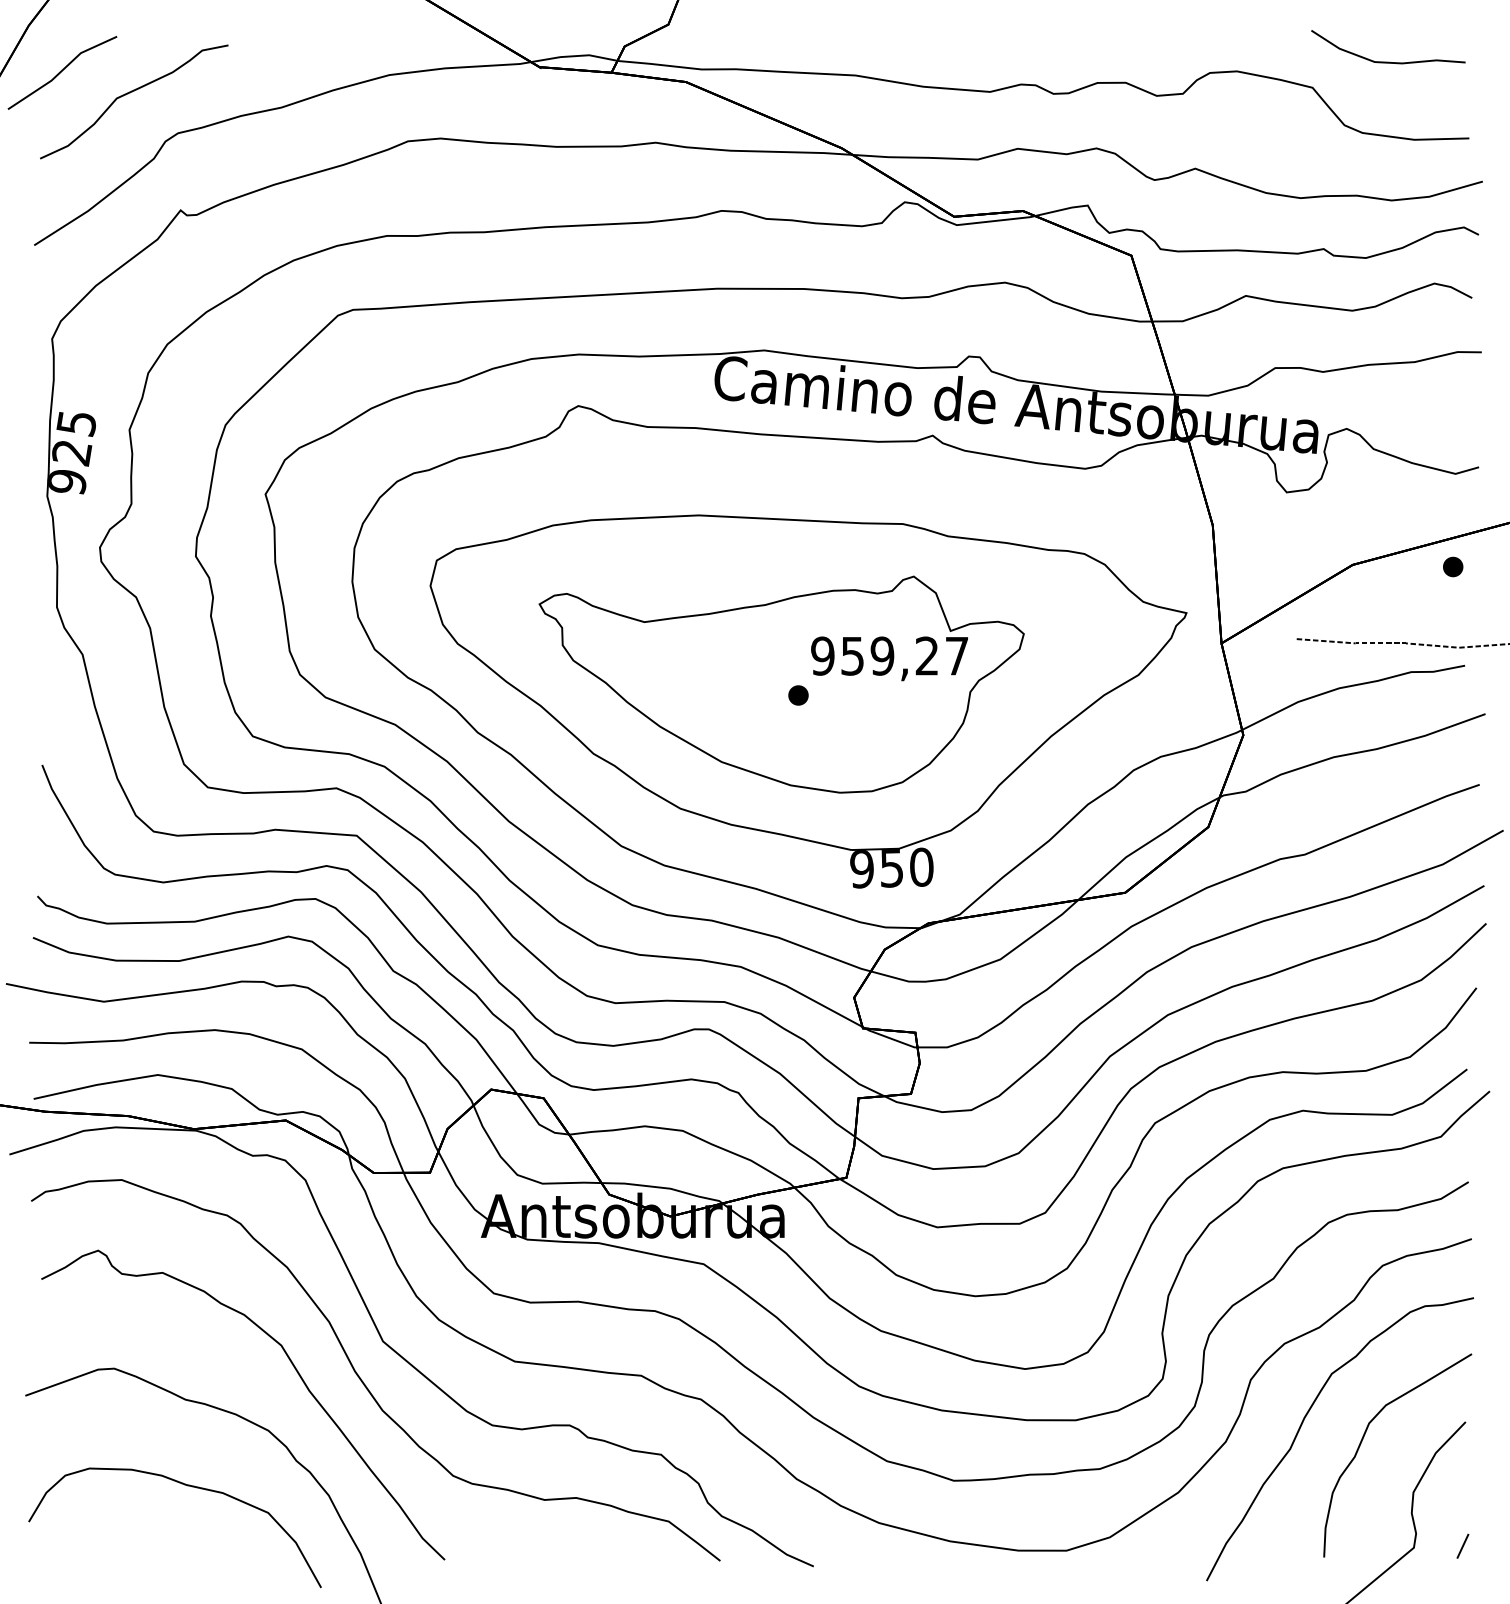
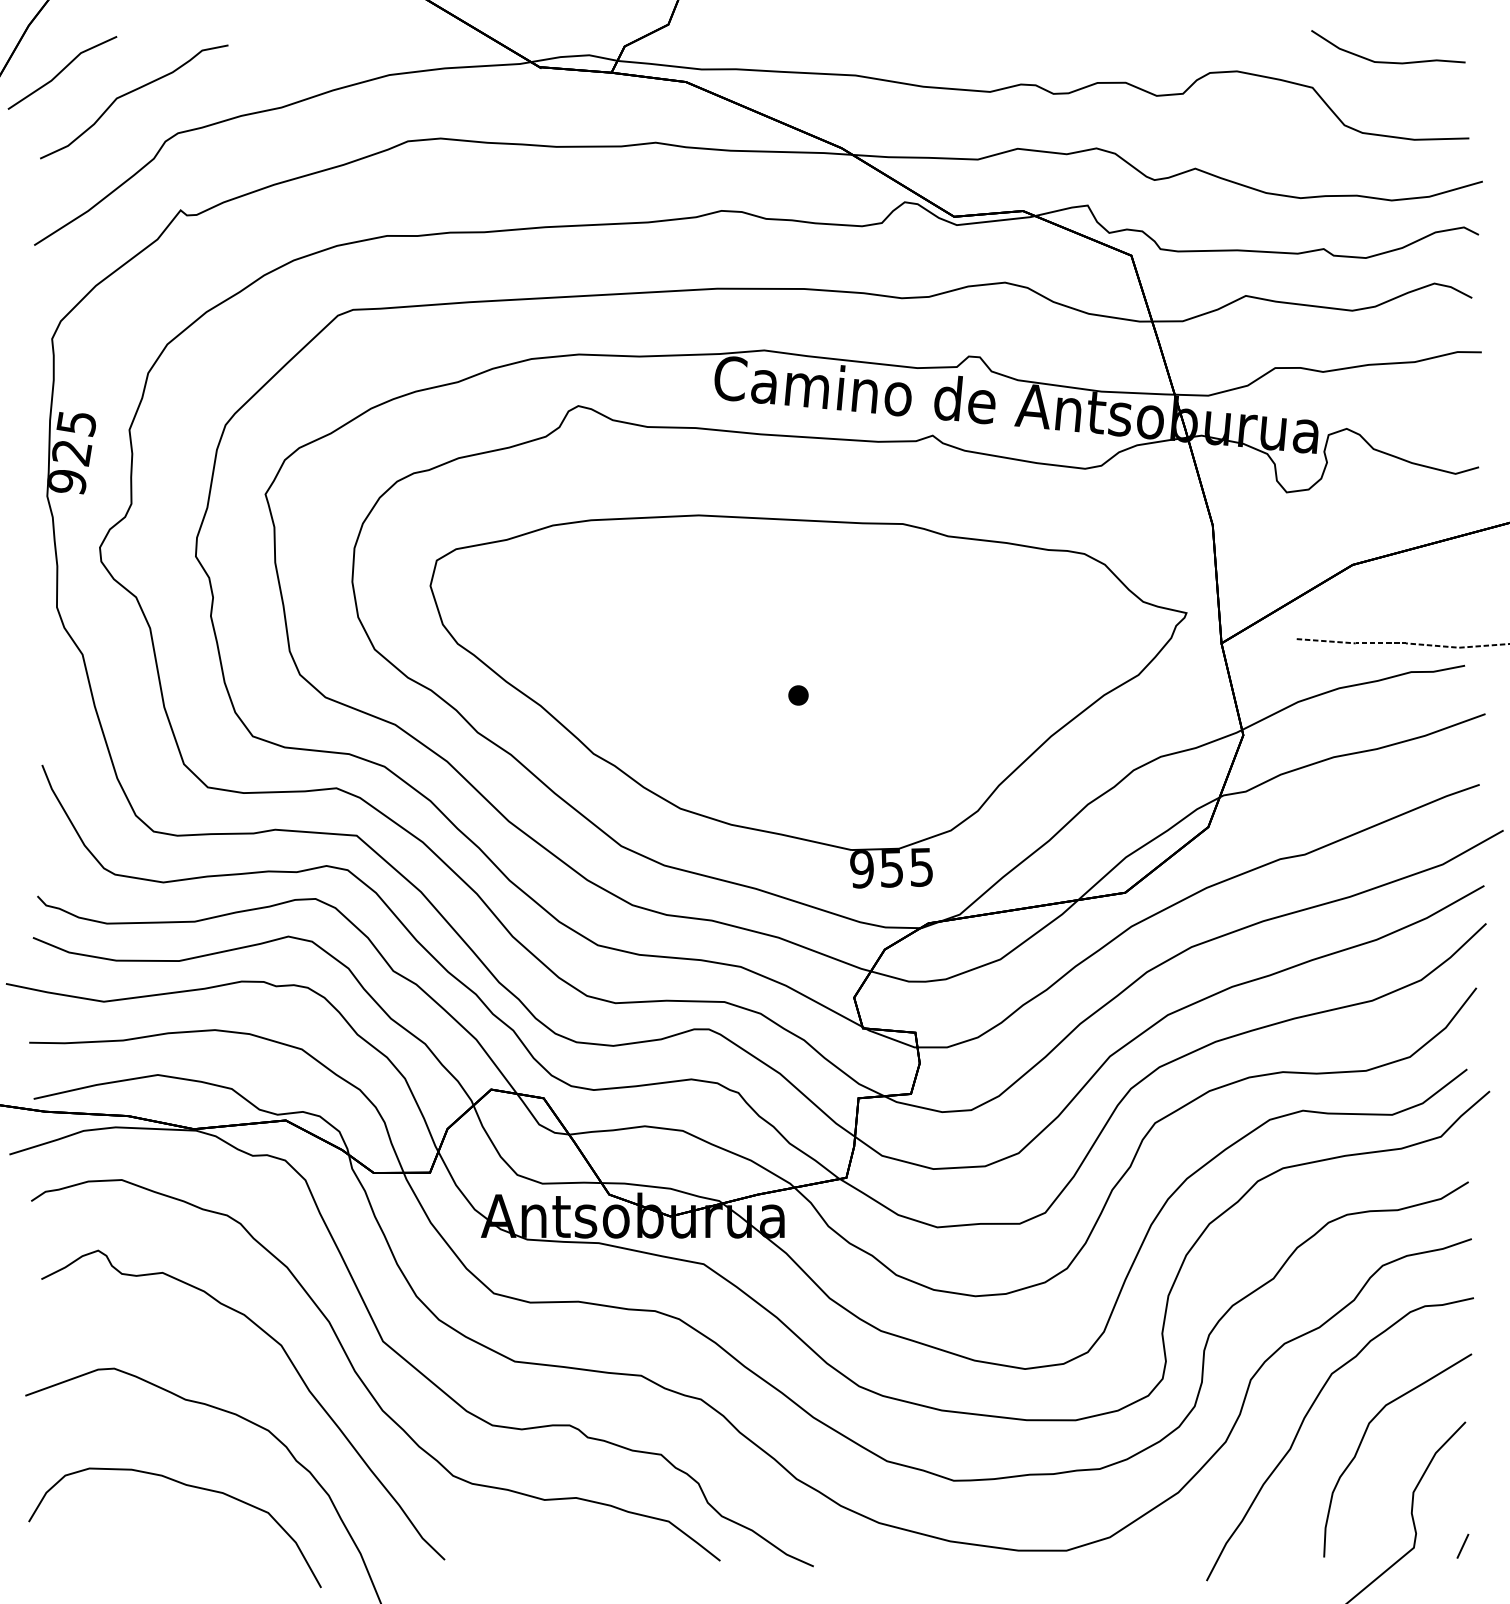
part: present -> none (1453, 566)
part: present -> none (781, 684)
text: 950 -> 955 (921, 866)
